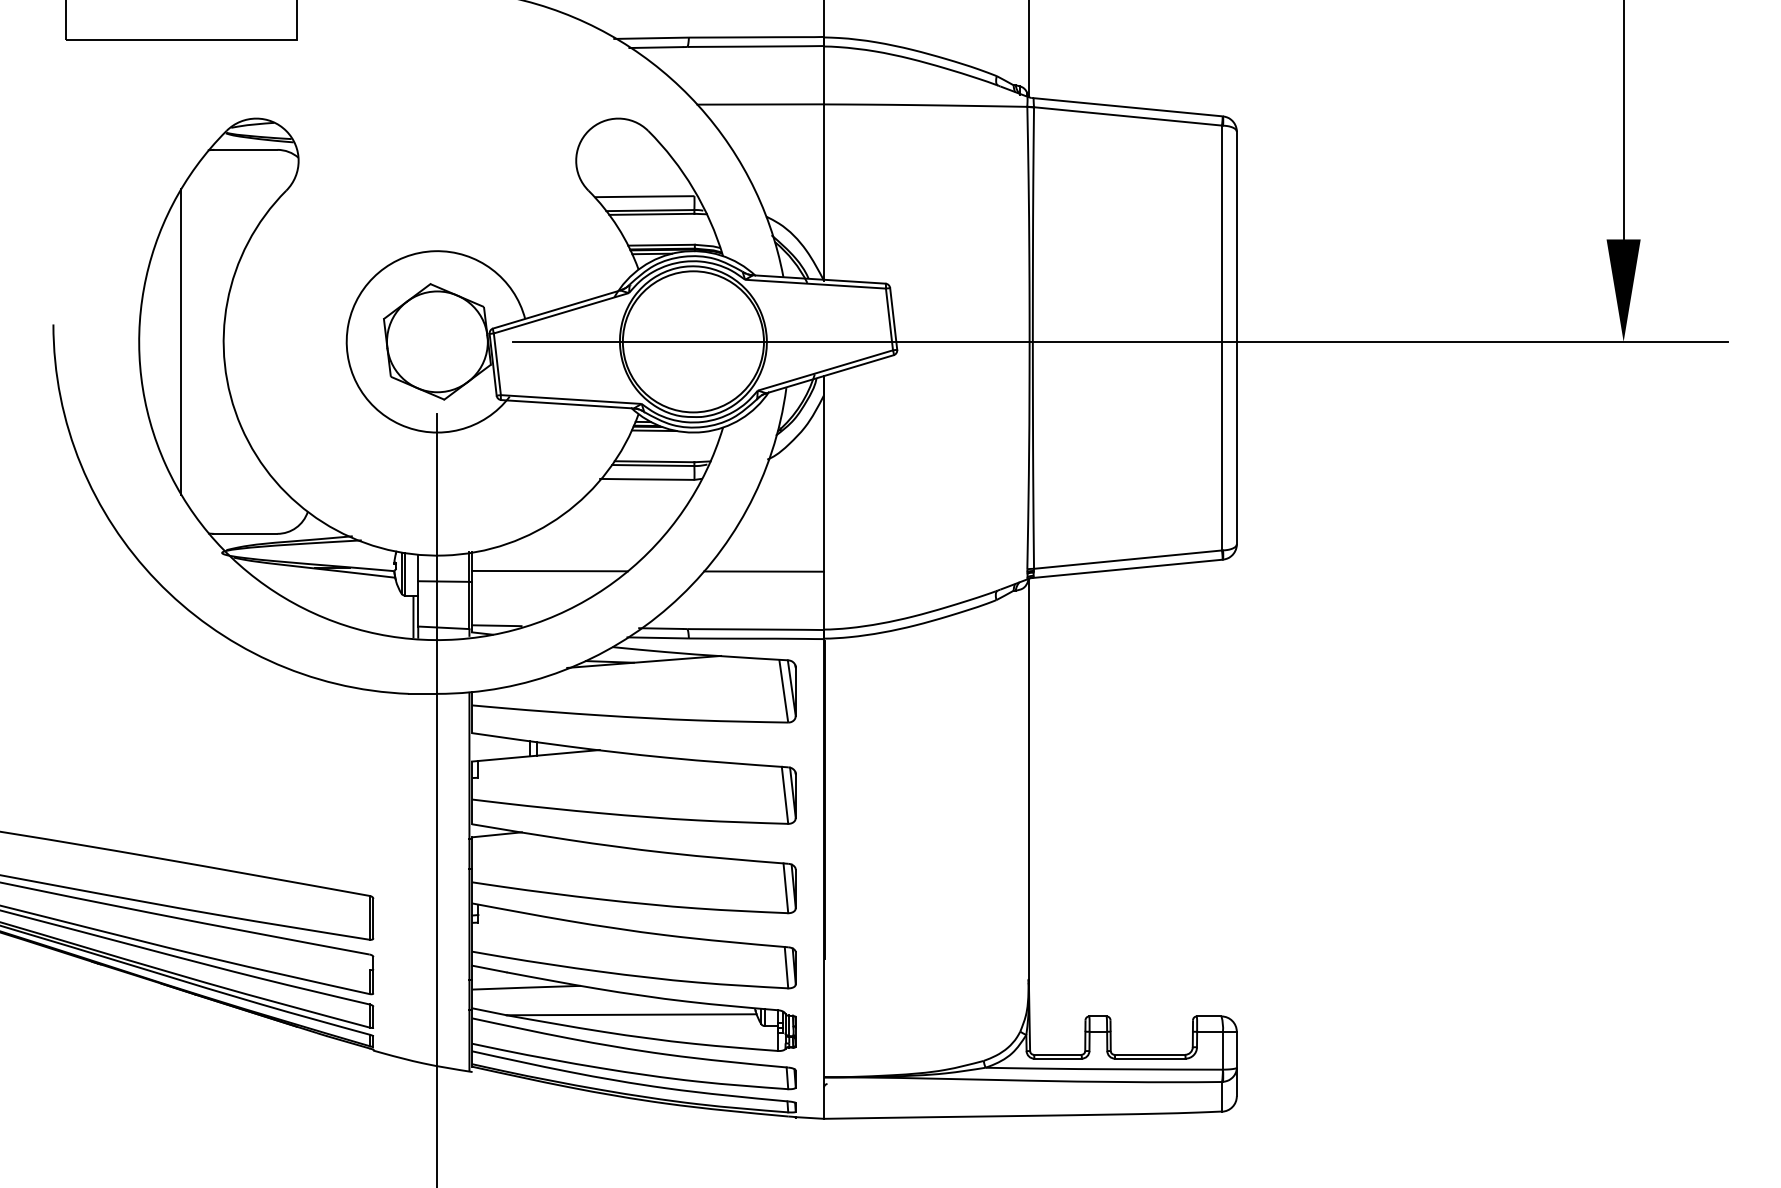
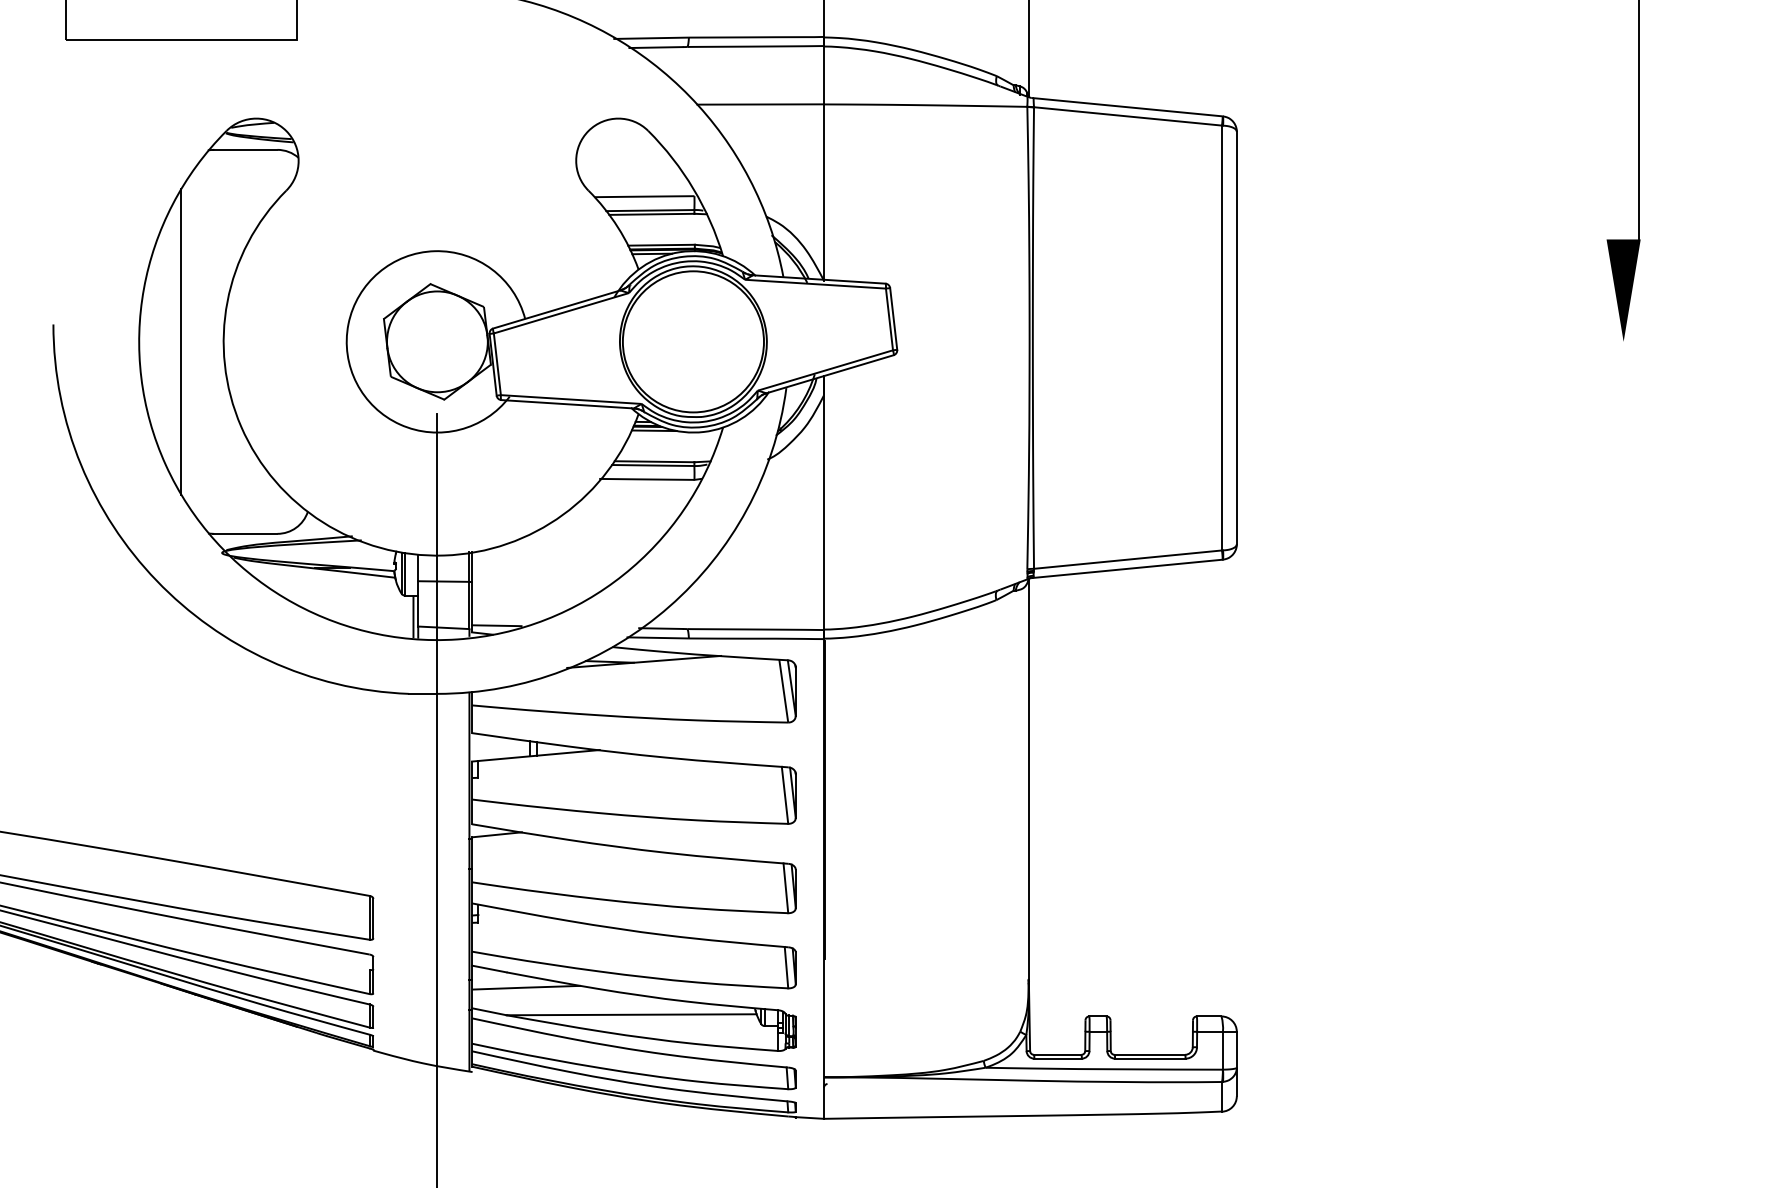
line position: (1623, 120) -> (1638, 120) (1638, 120)
line: present -> none (1120, 341)
line: present -> none (549, 570)
line: present -> none (764, 571)
